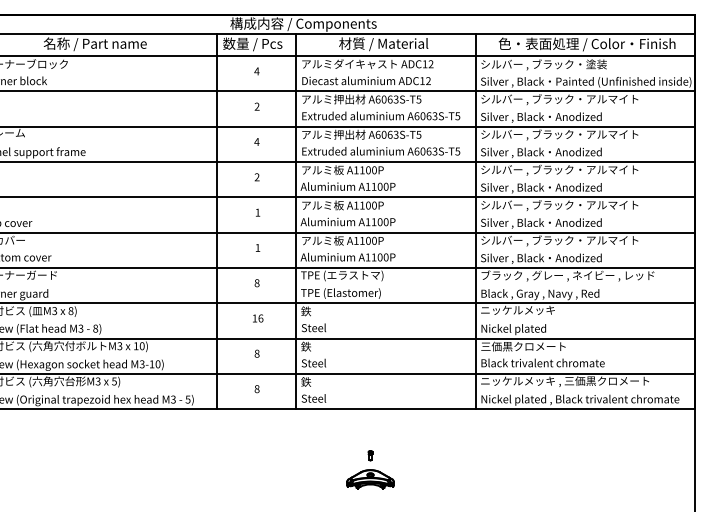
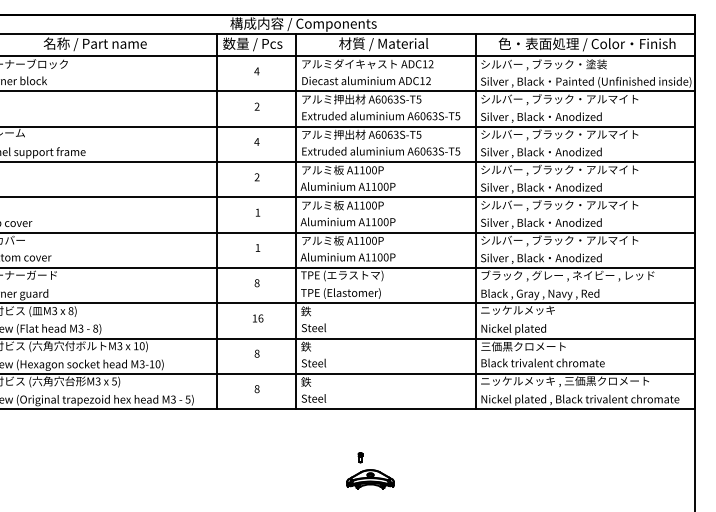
part position: (370, 455) -> (360, 457) (360, 457)
